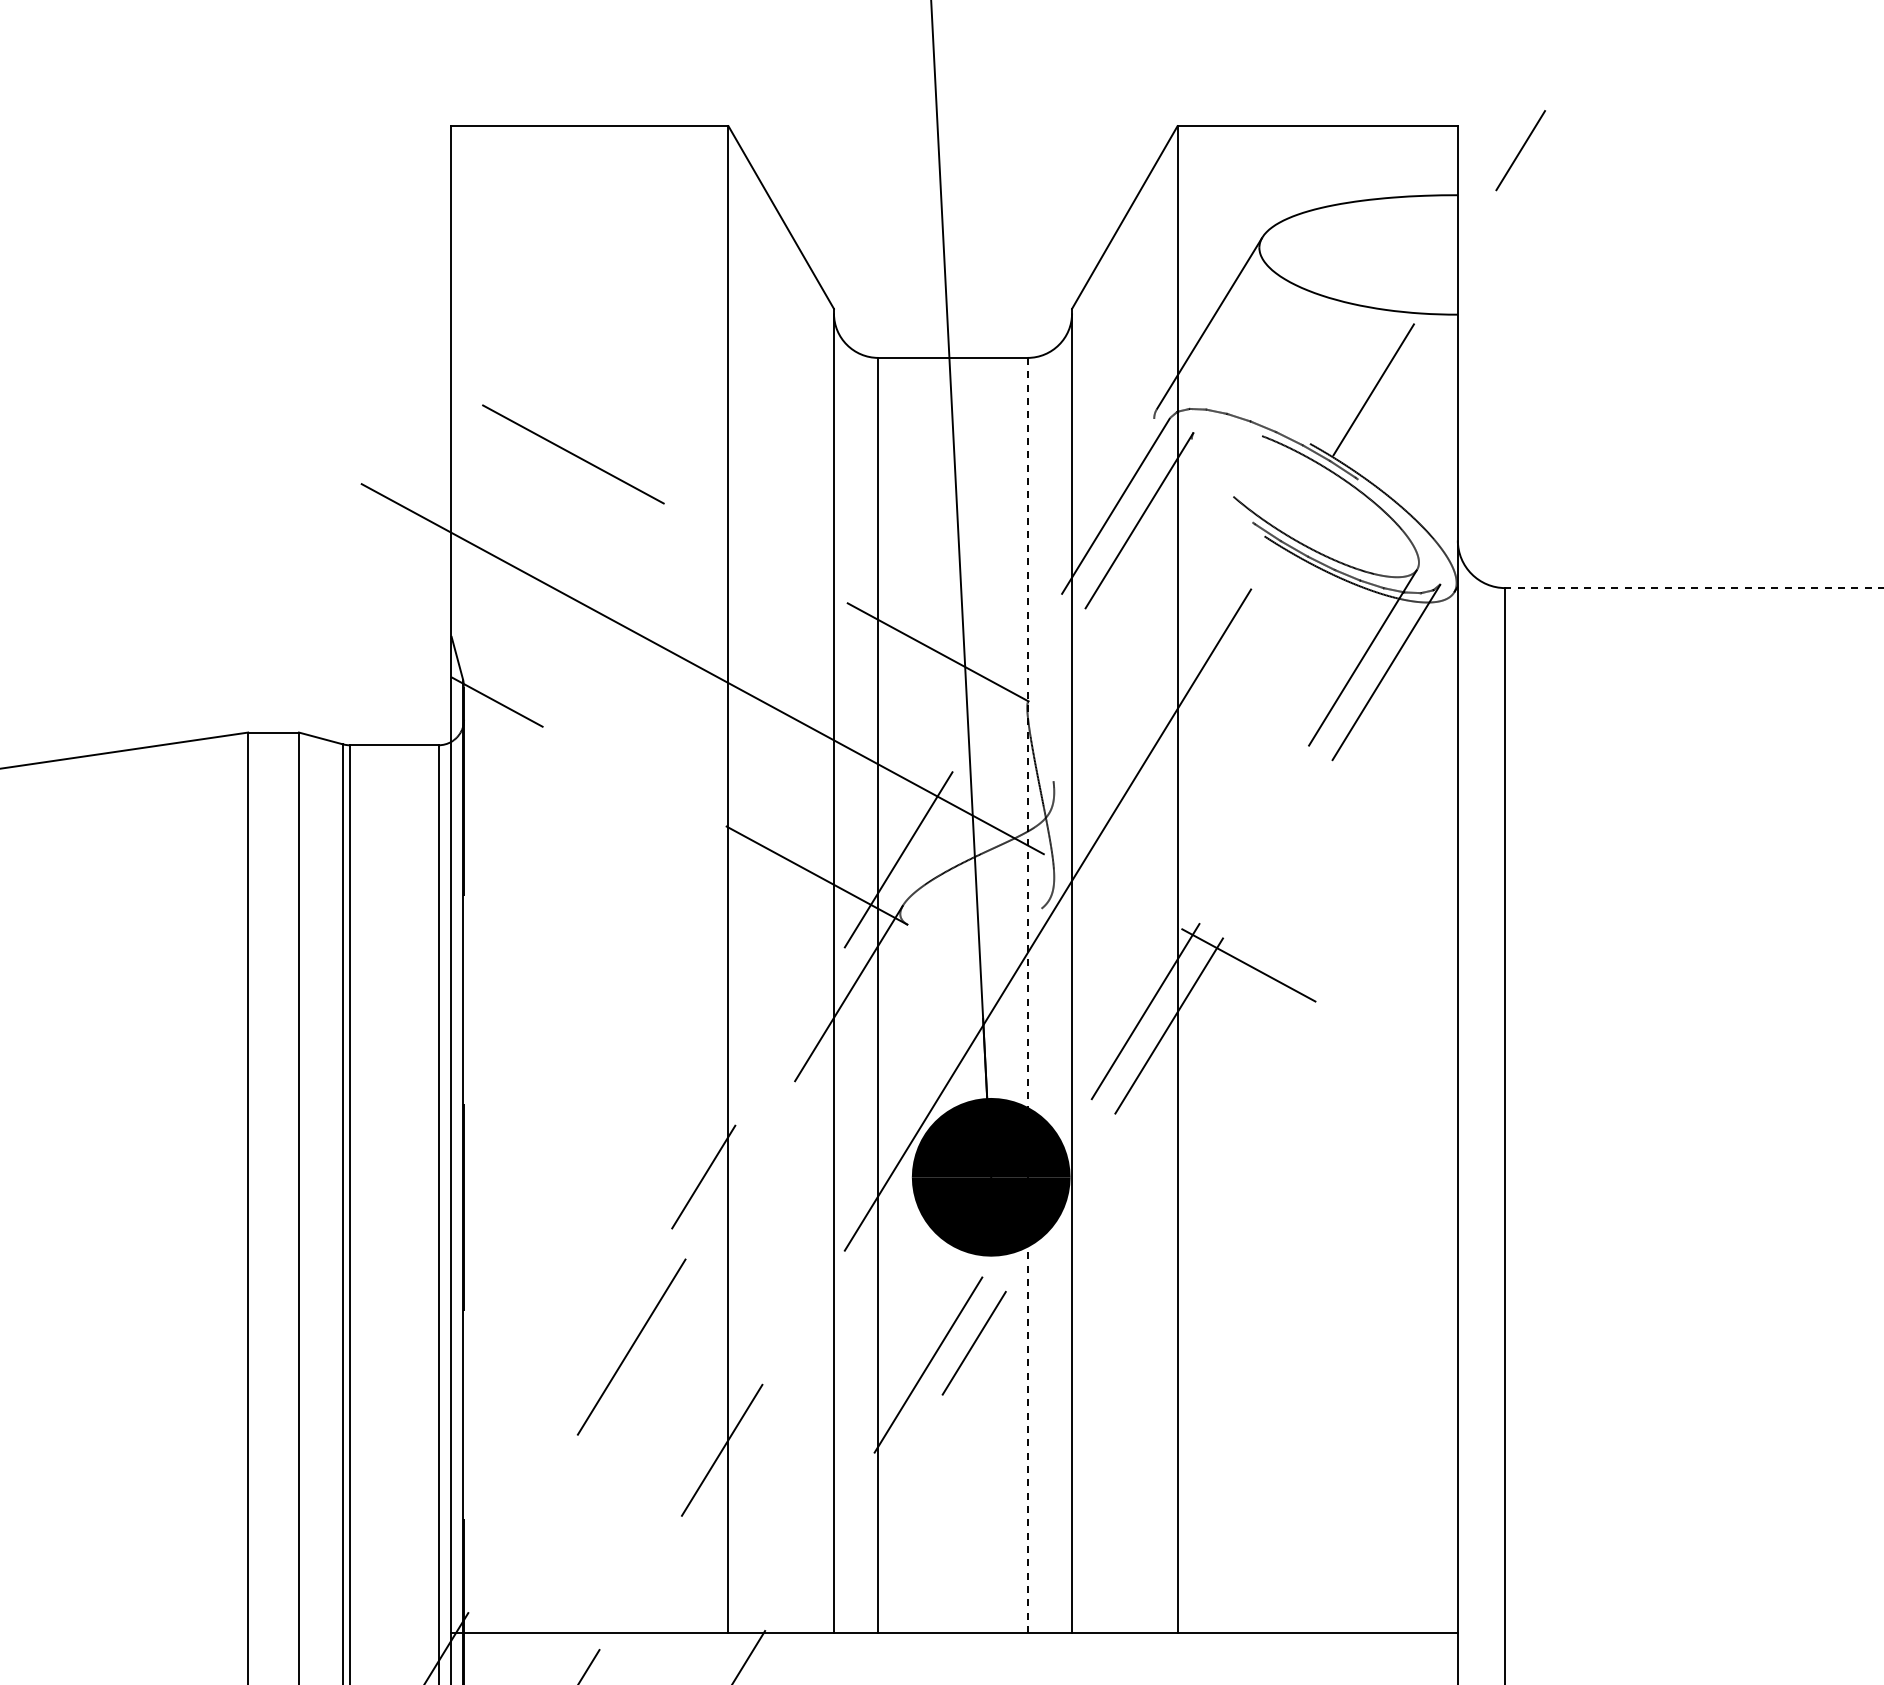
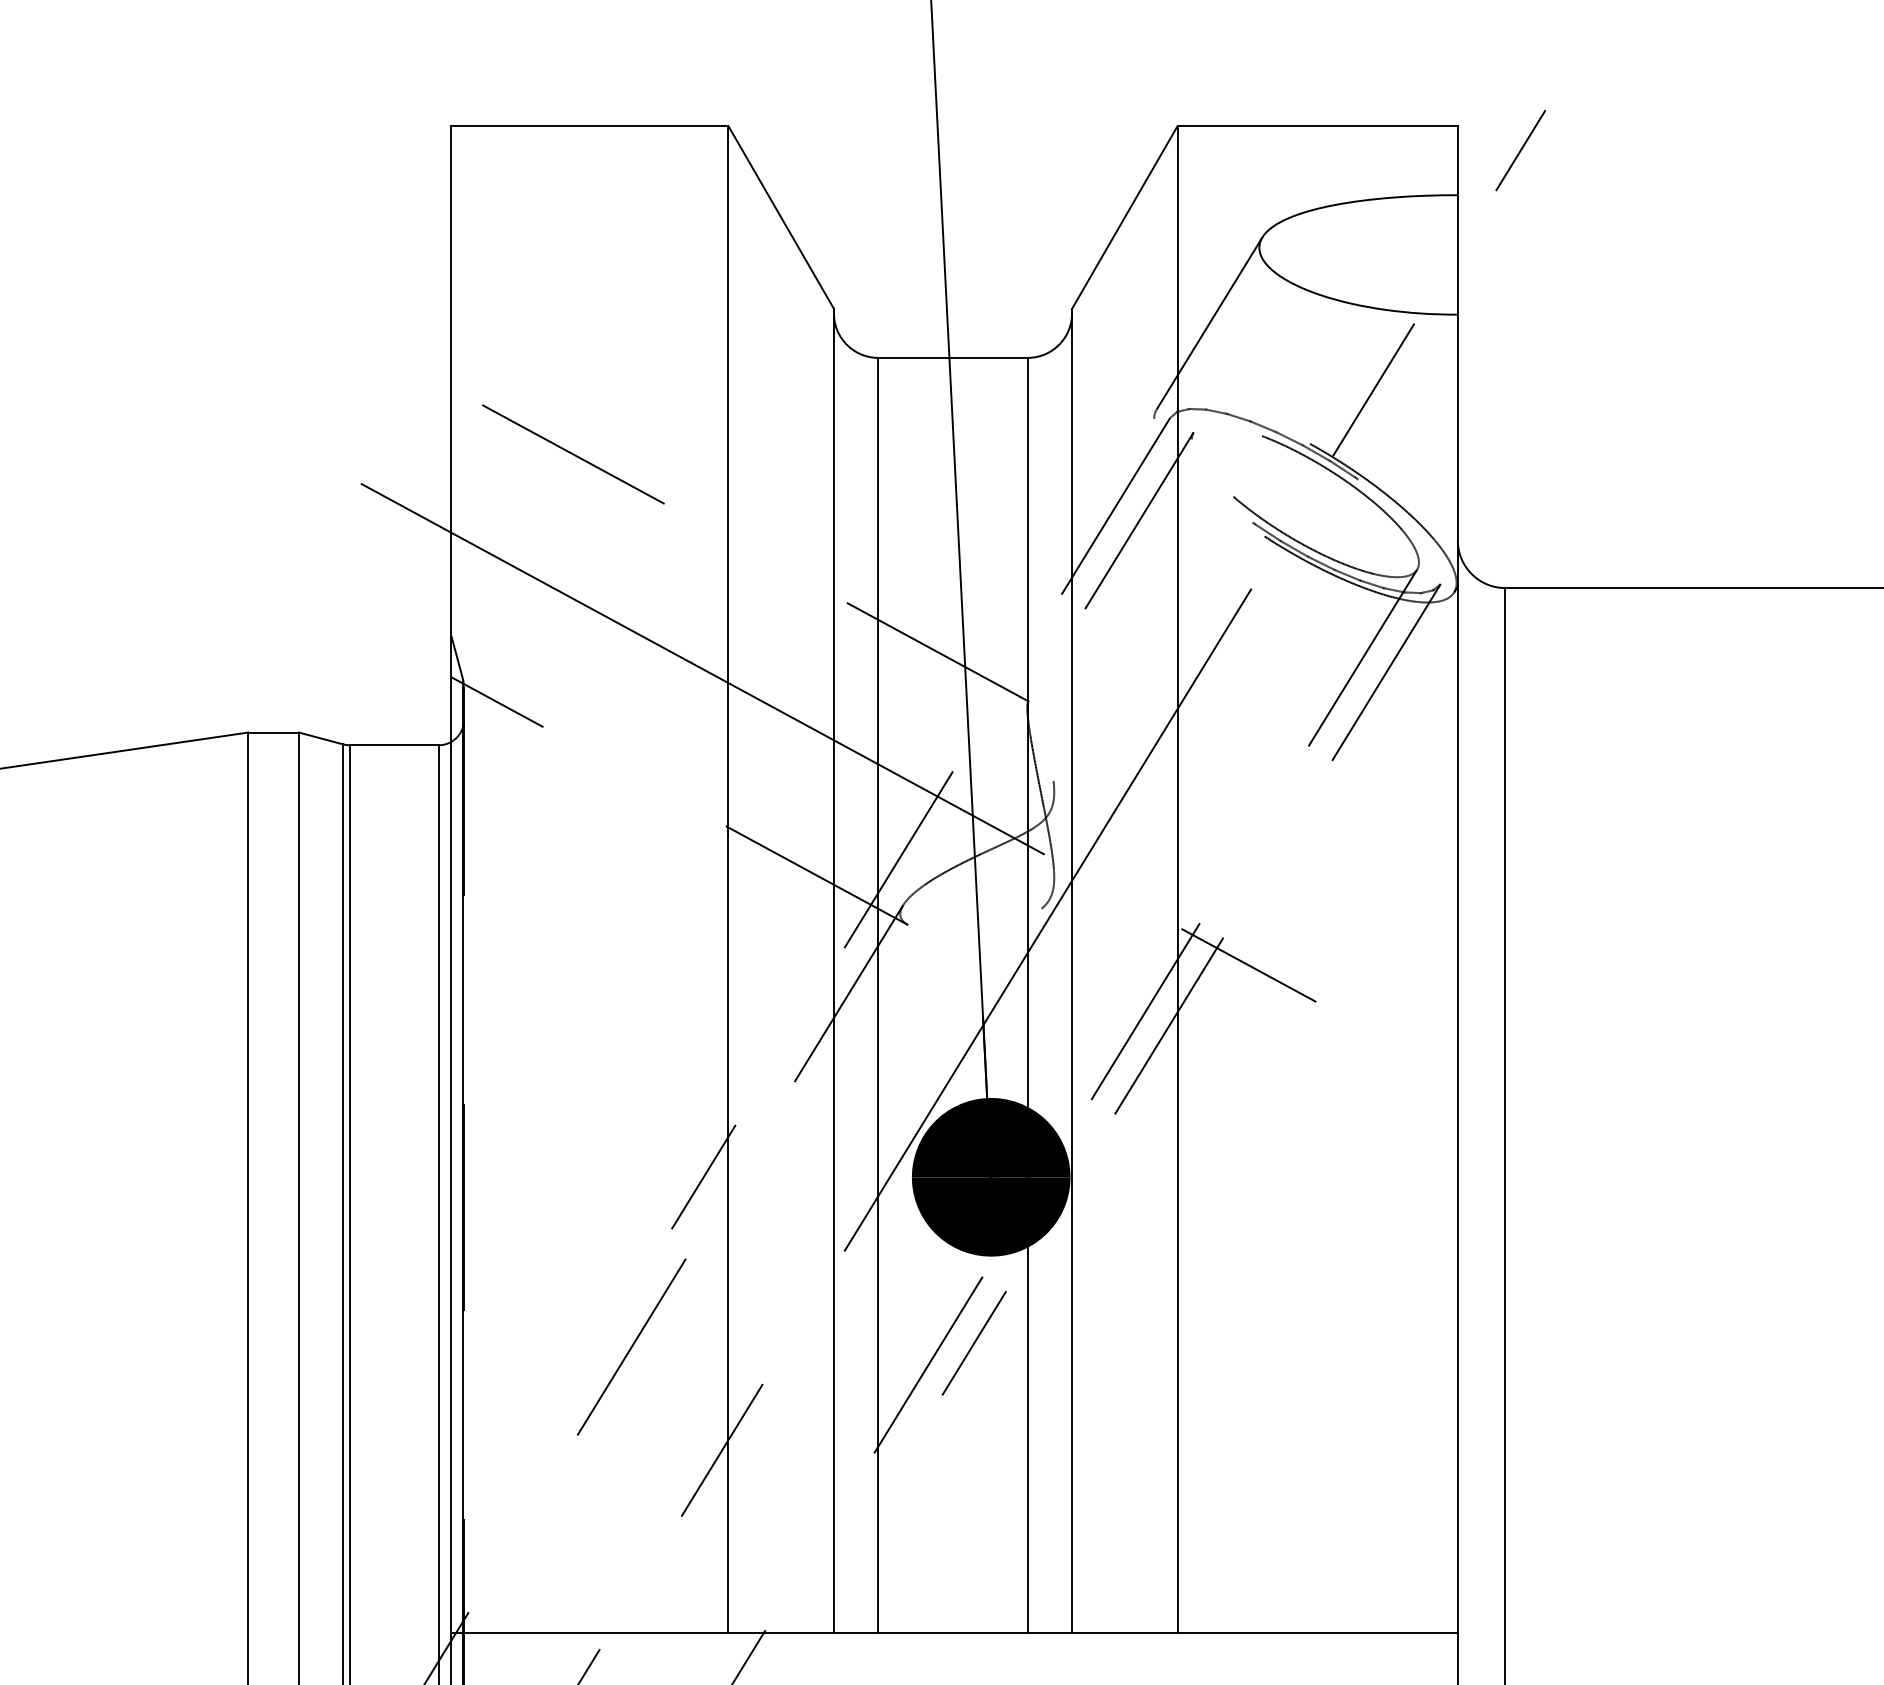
line: dashed -> solid (1694, 588)
line: dashed -> solid (1027, 995)
